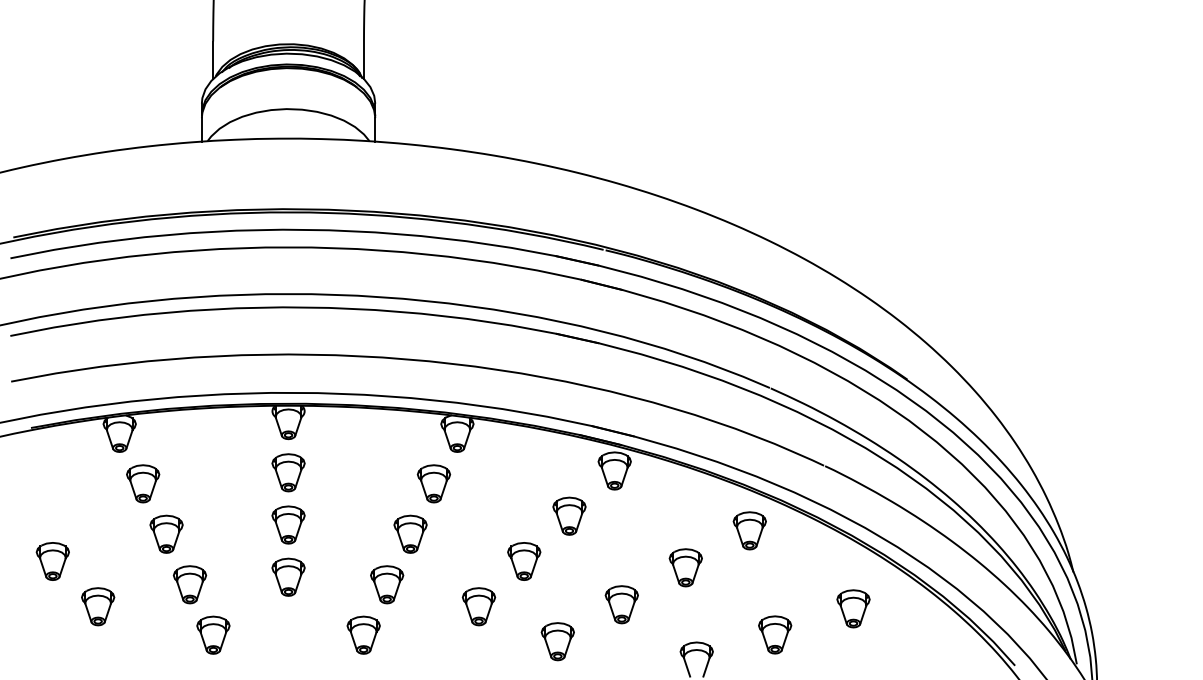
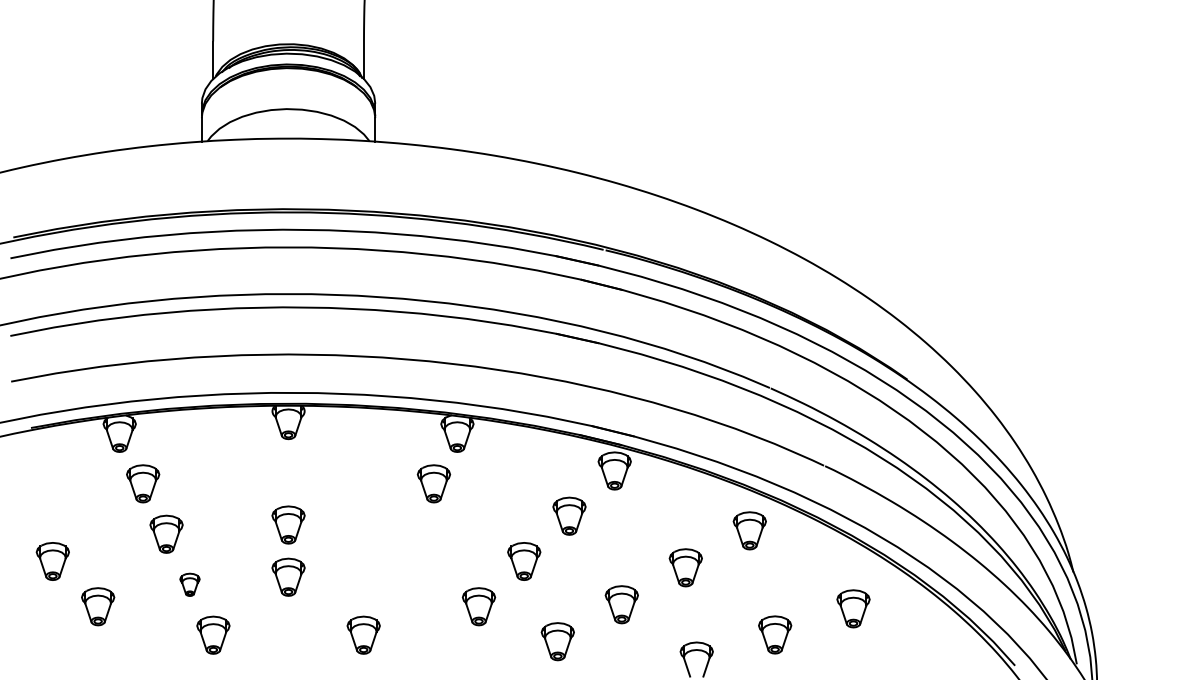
part: present -> none (288, 472)
part: present -> none (410, 533)
part size: 36x40 px -> 22x25 px (189, 584)
part: present -> none (387, 584)
